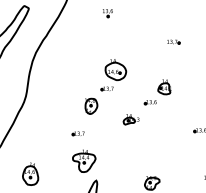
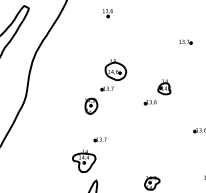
part position: (173, 41) -> (185, 41) (185, 41)
part: present -> none (130, 119)
part position: (77, 133) -> (99, 139) (99, 139)
part: present -> none (30, 173)
